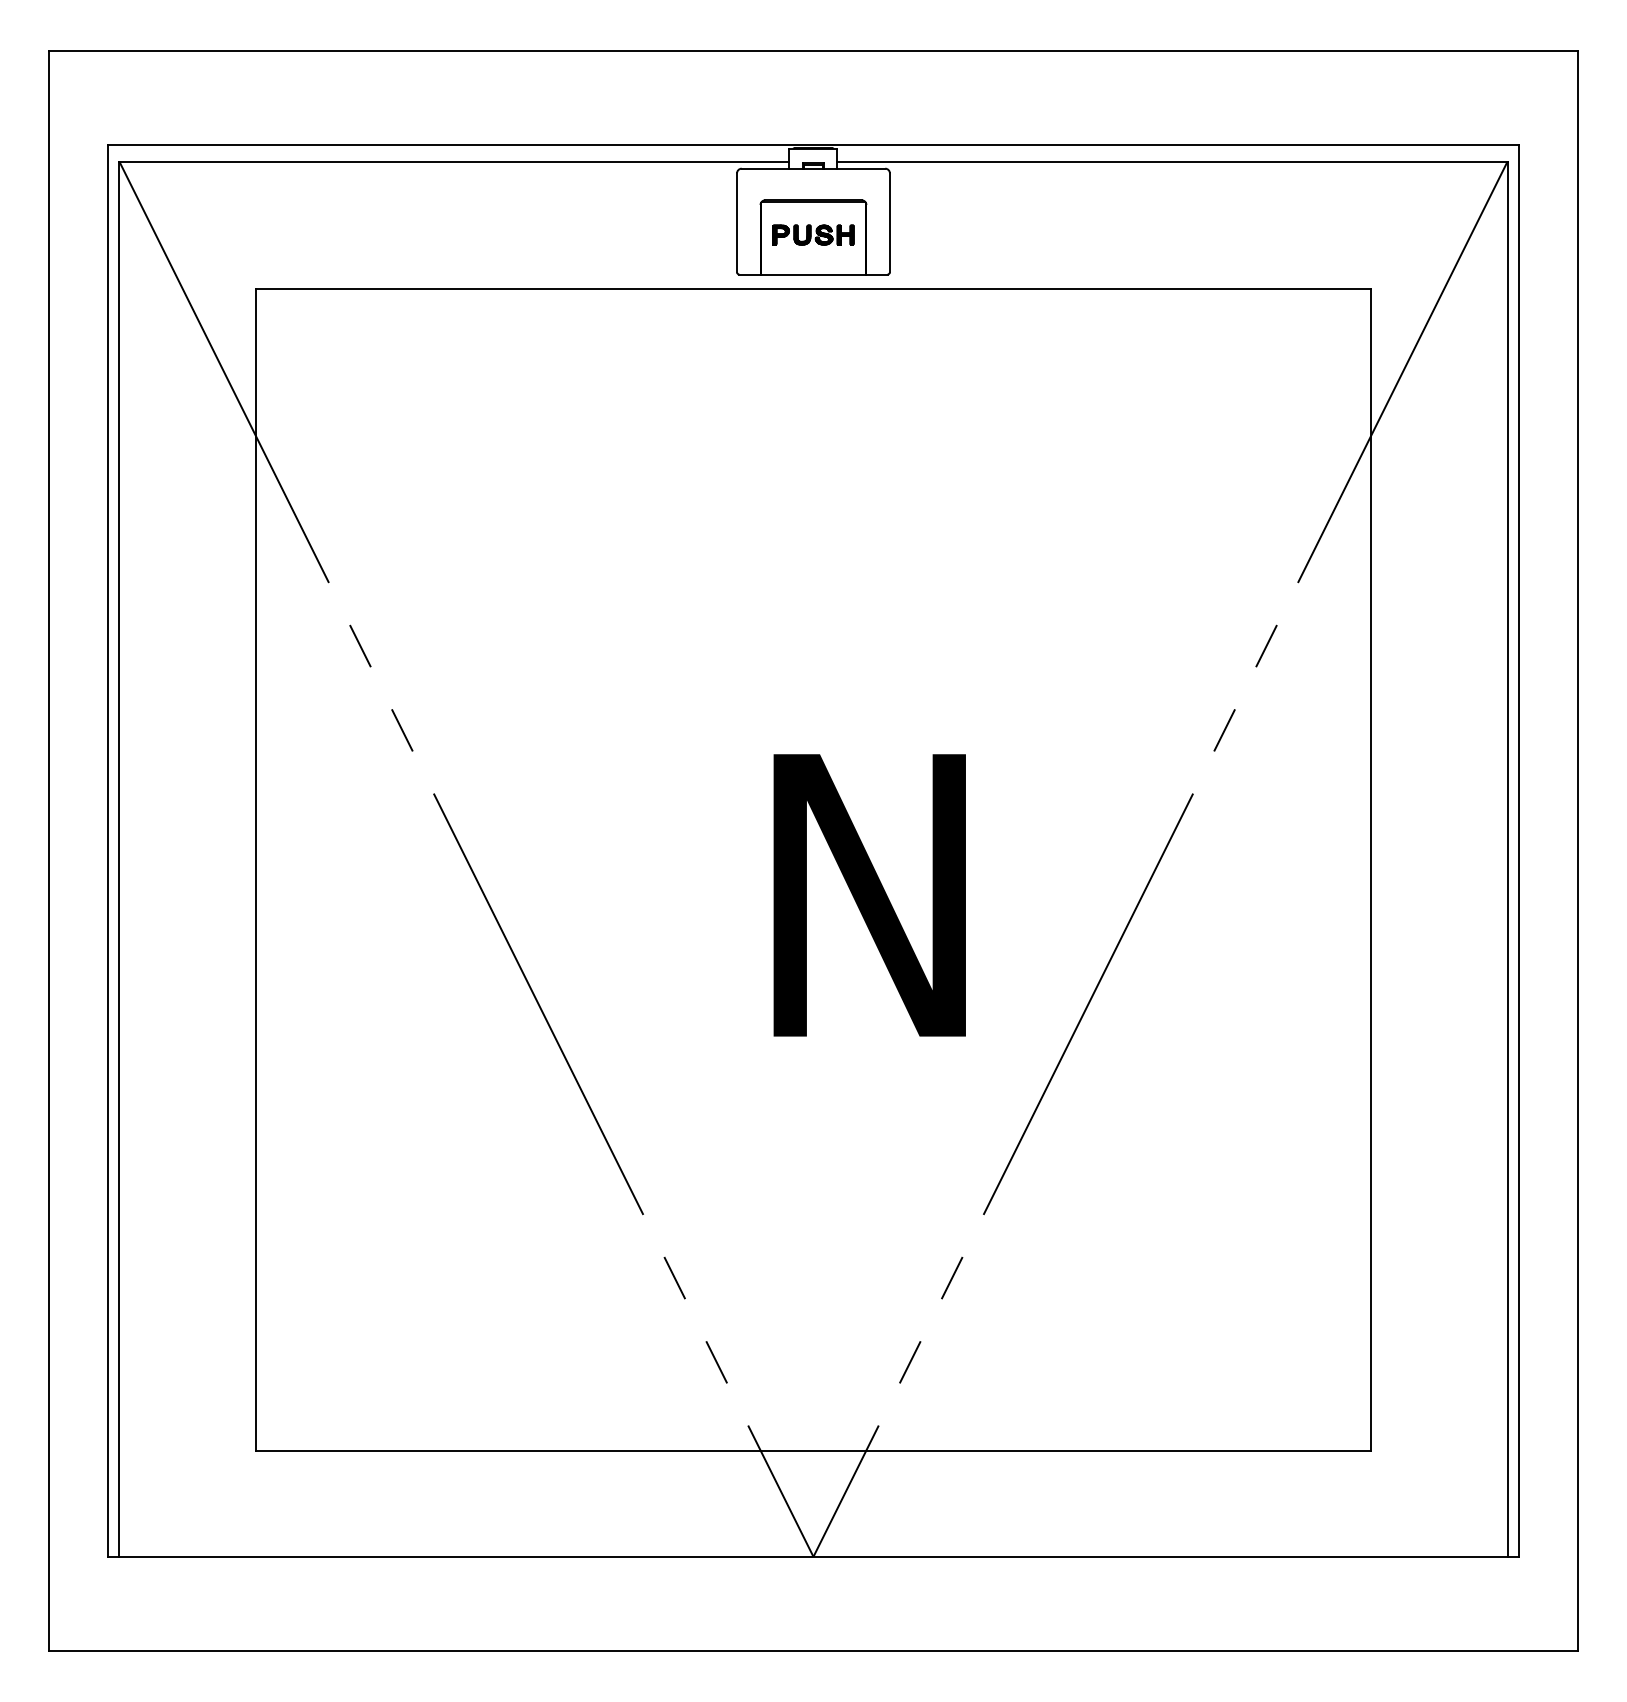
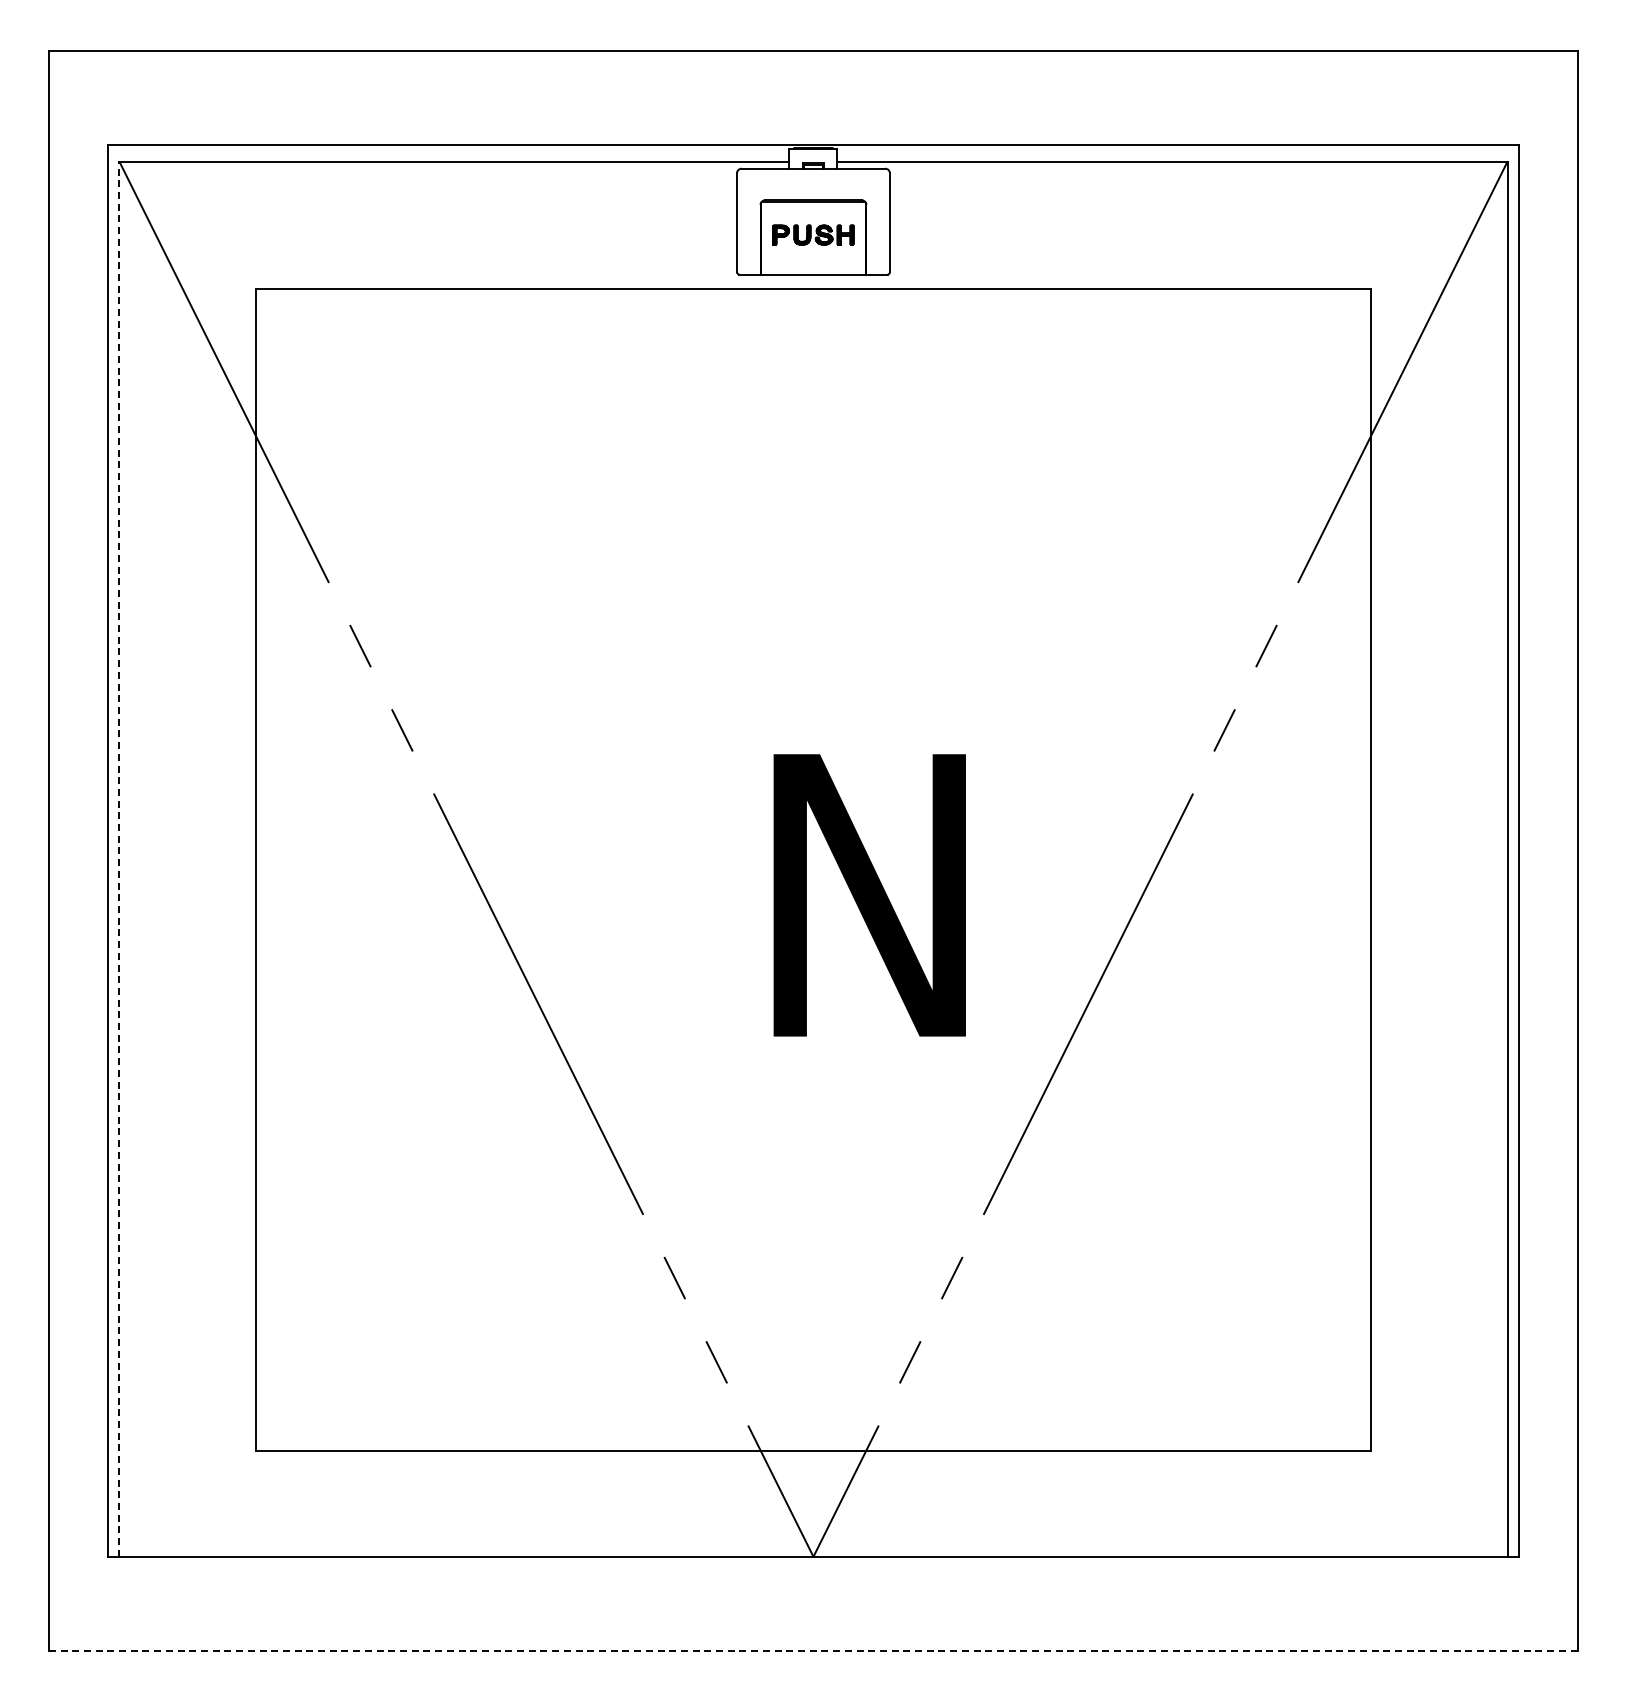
line: solid -> dashed (119, 859)
line: solid -> dashed (813, 1650)
